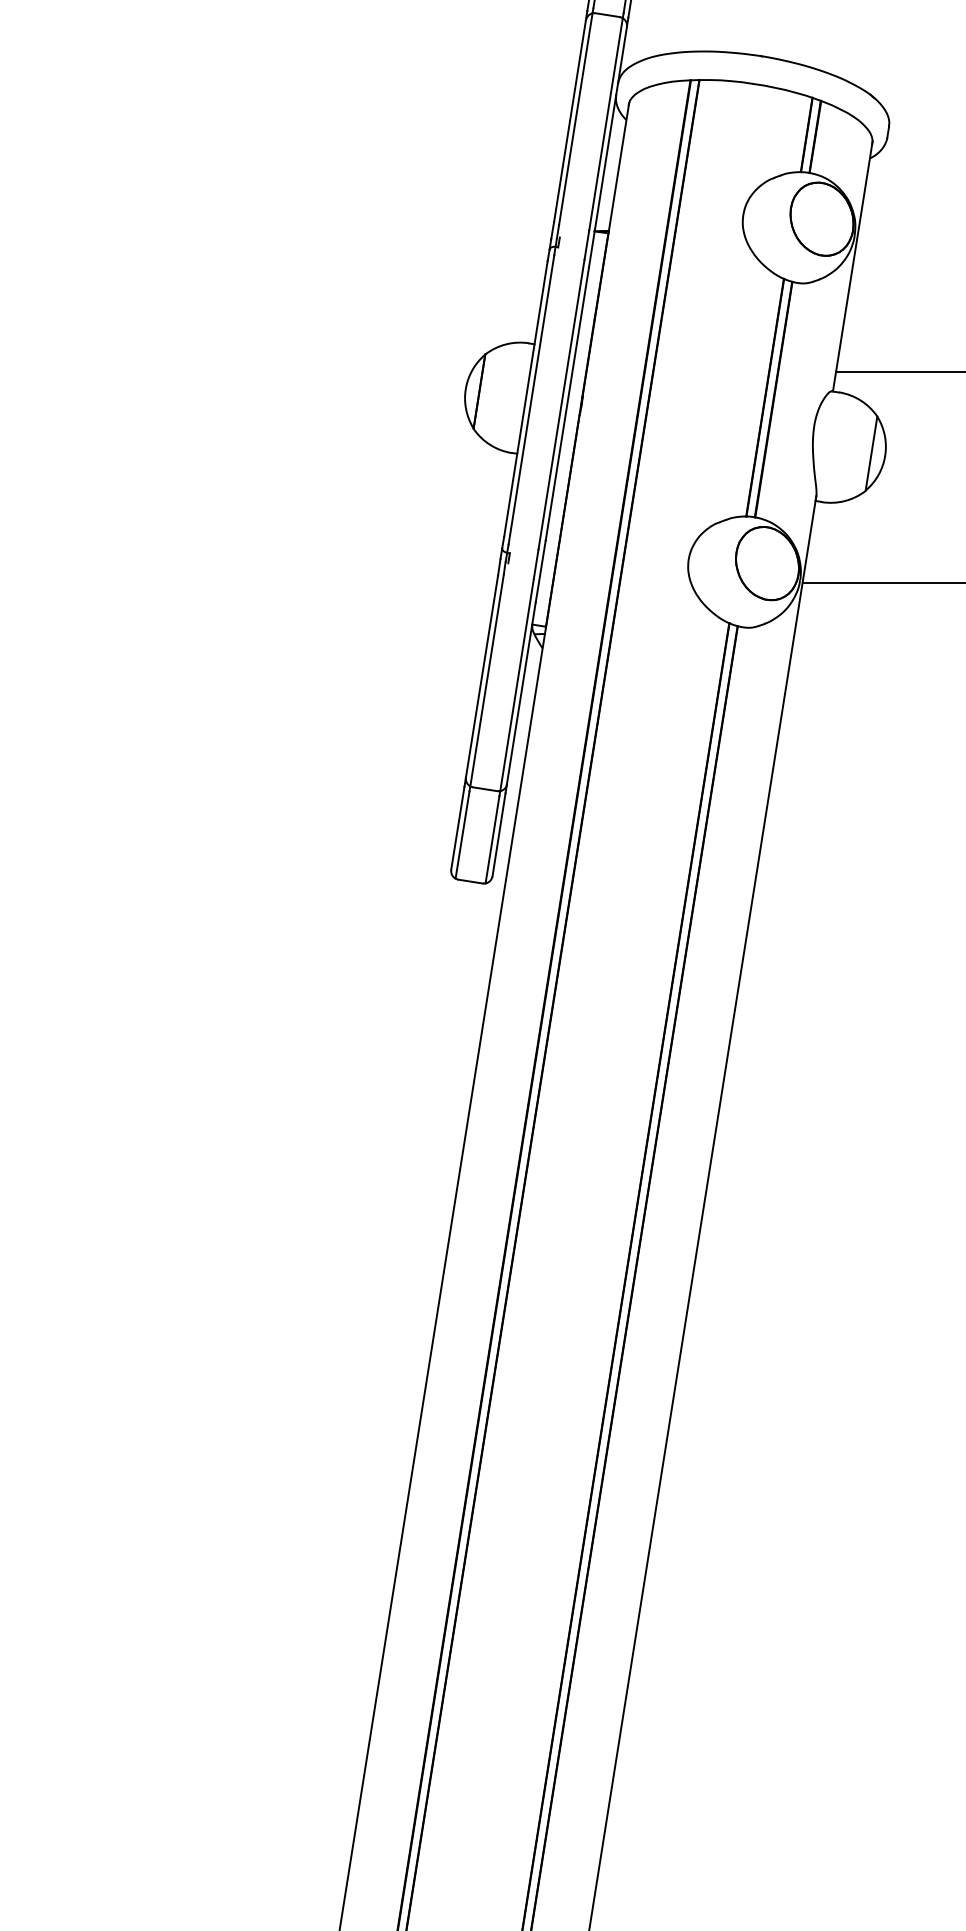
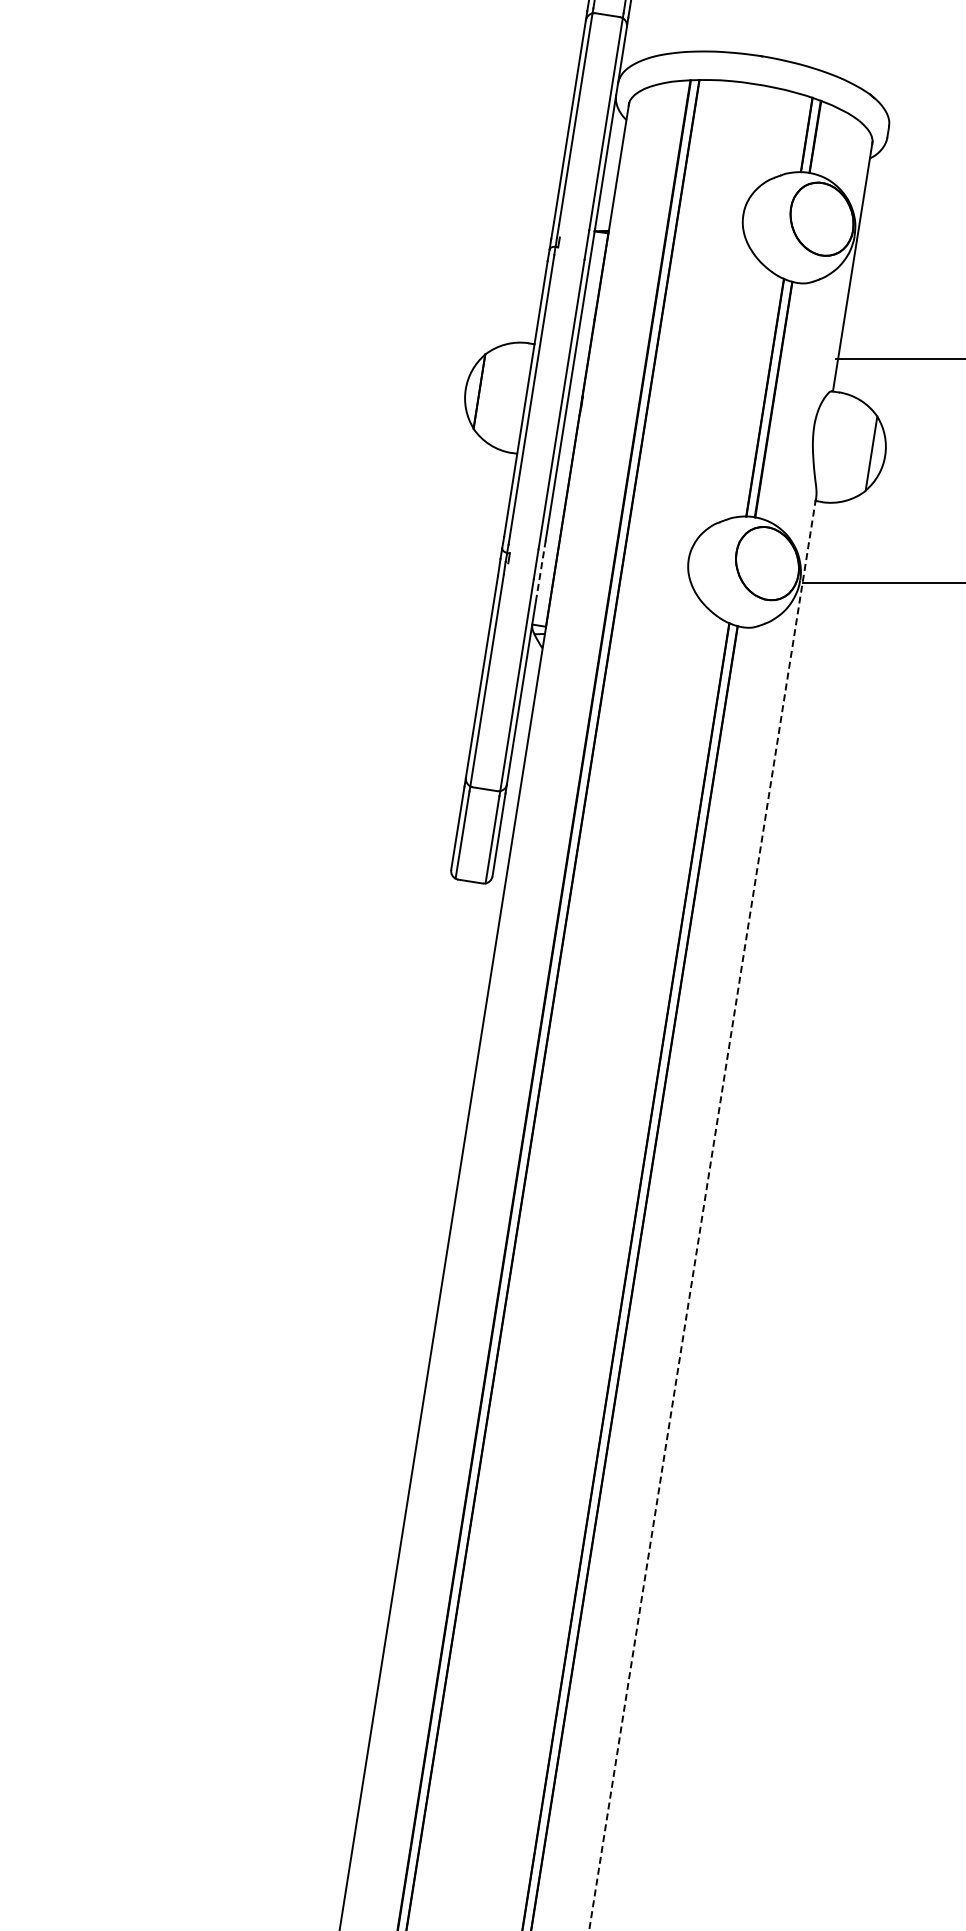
line position: (899, 371) -> (899, 358) (899, 358)
line: solid -> dashed (540, 571)
line: solid -> dashed (702, 1213)
